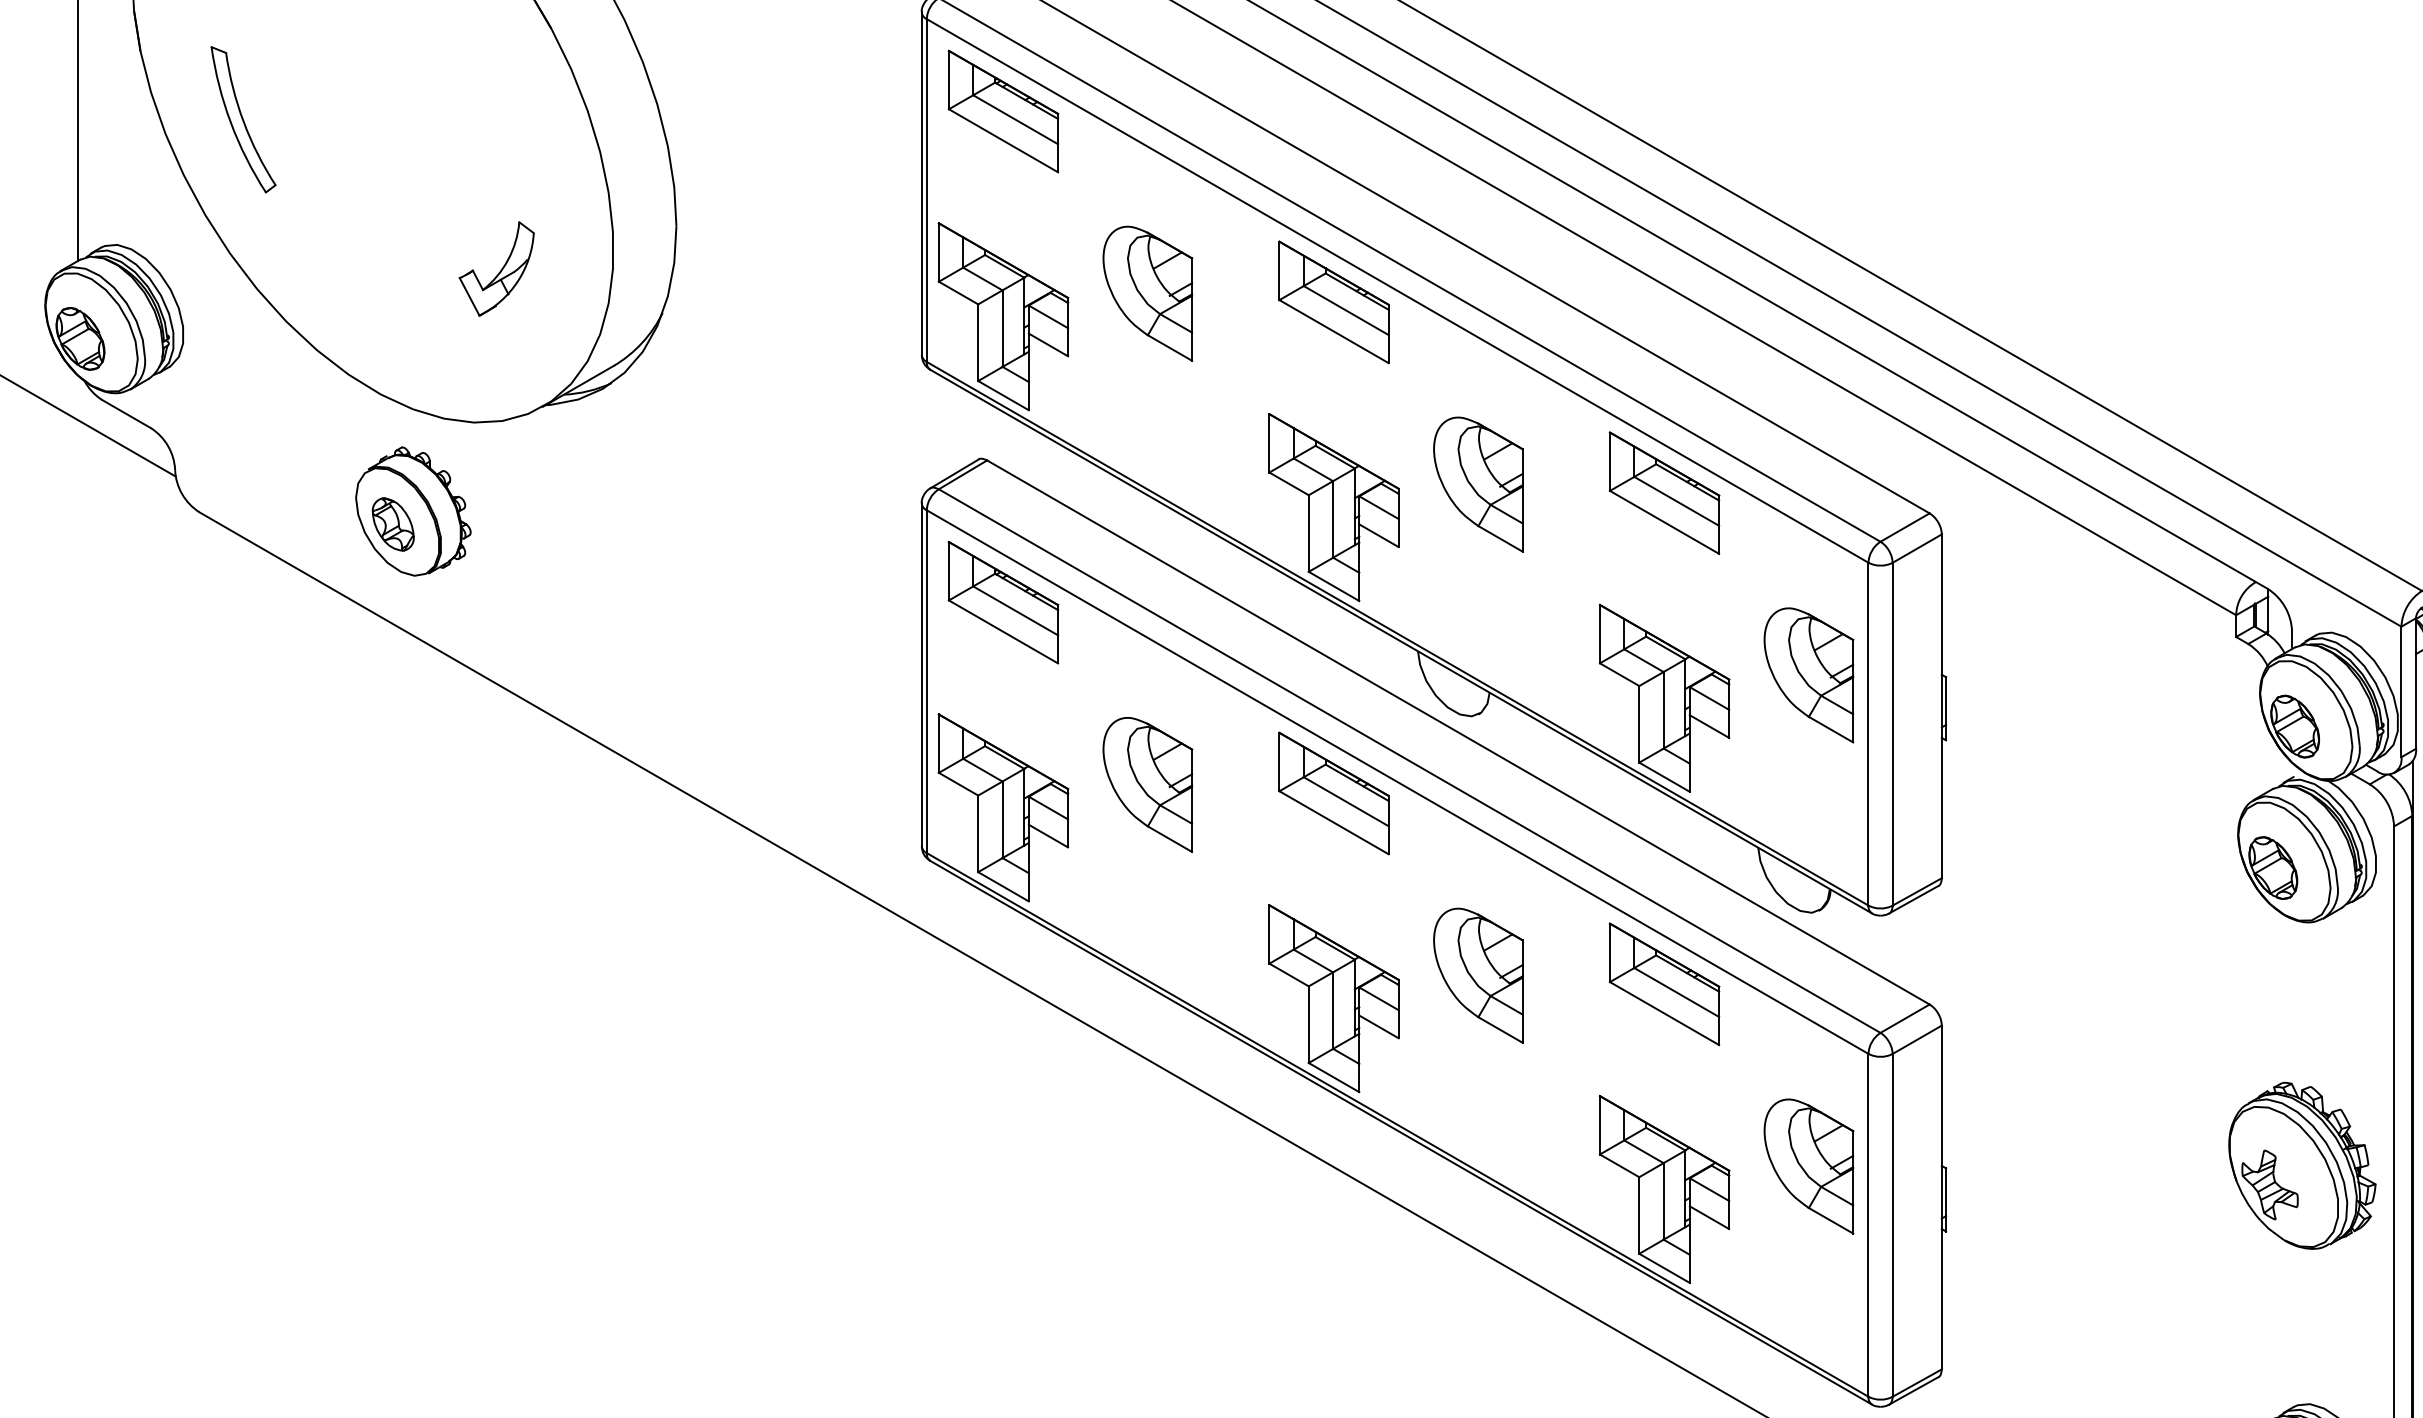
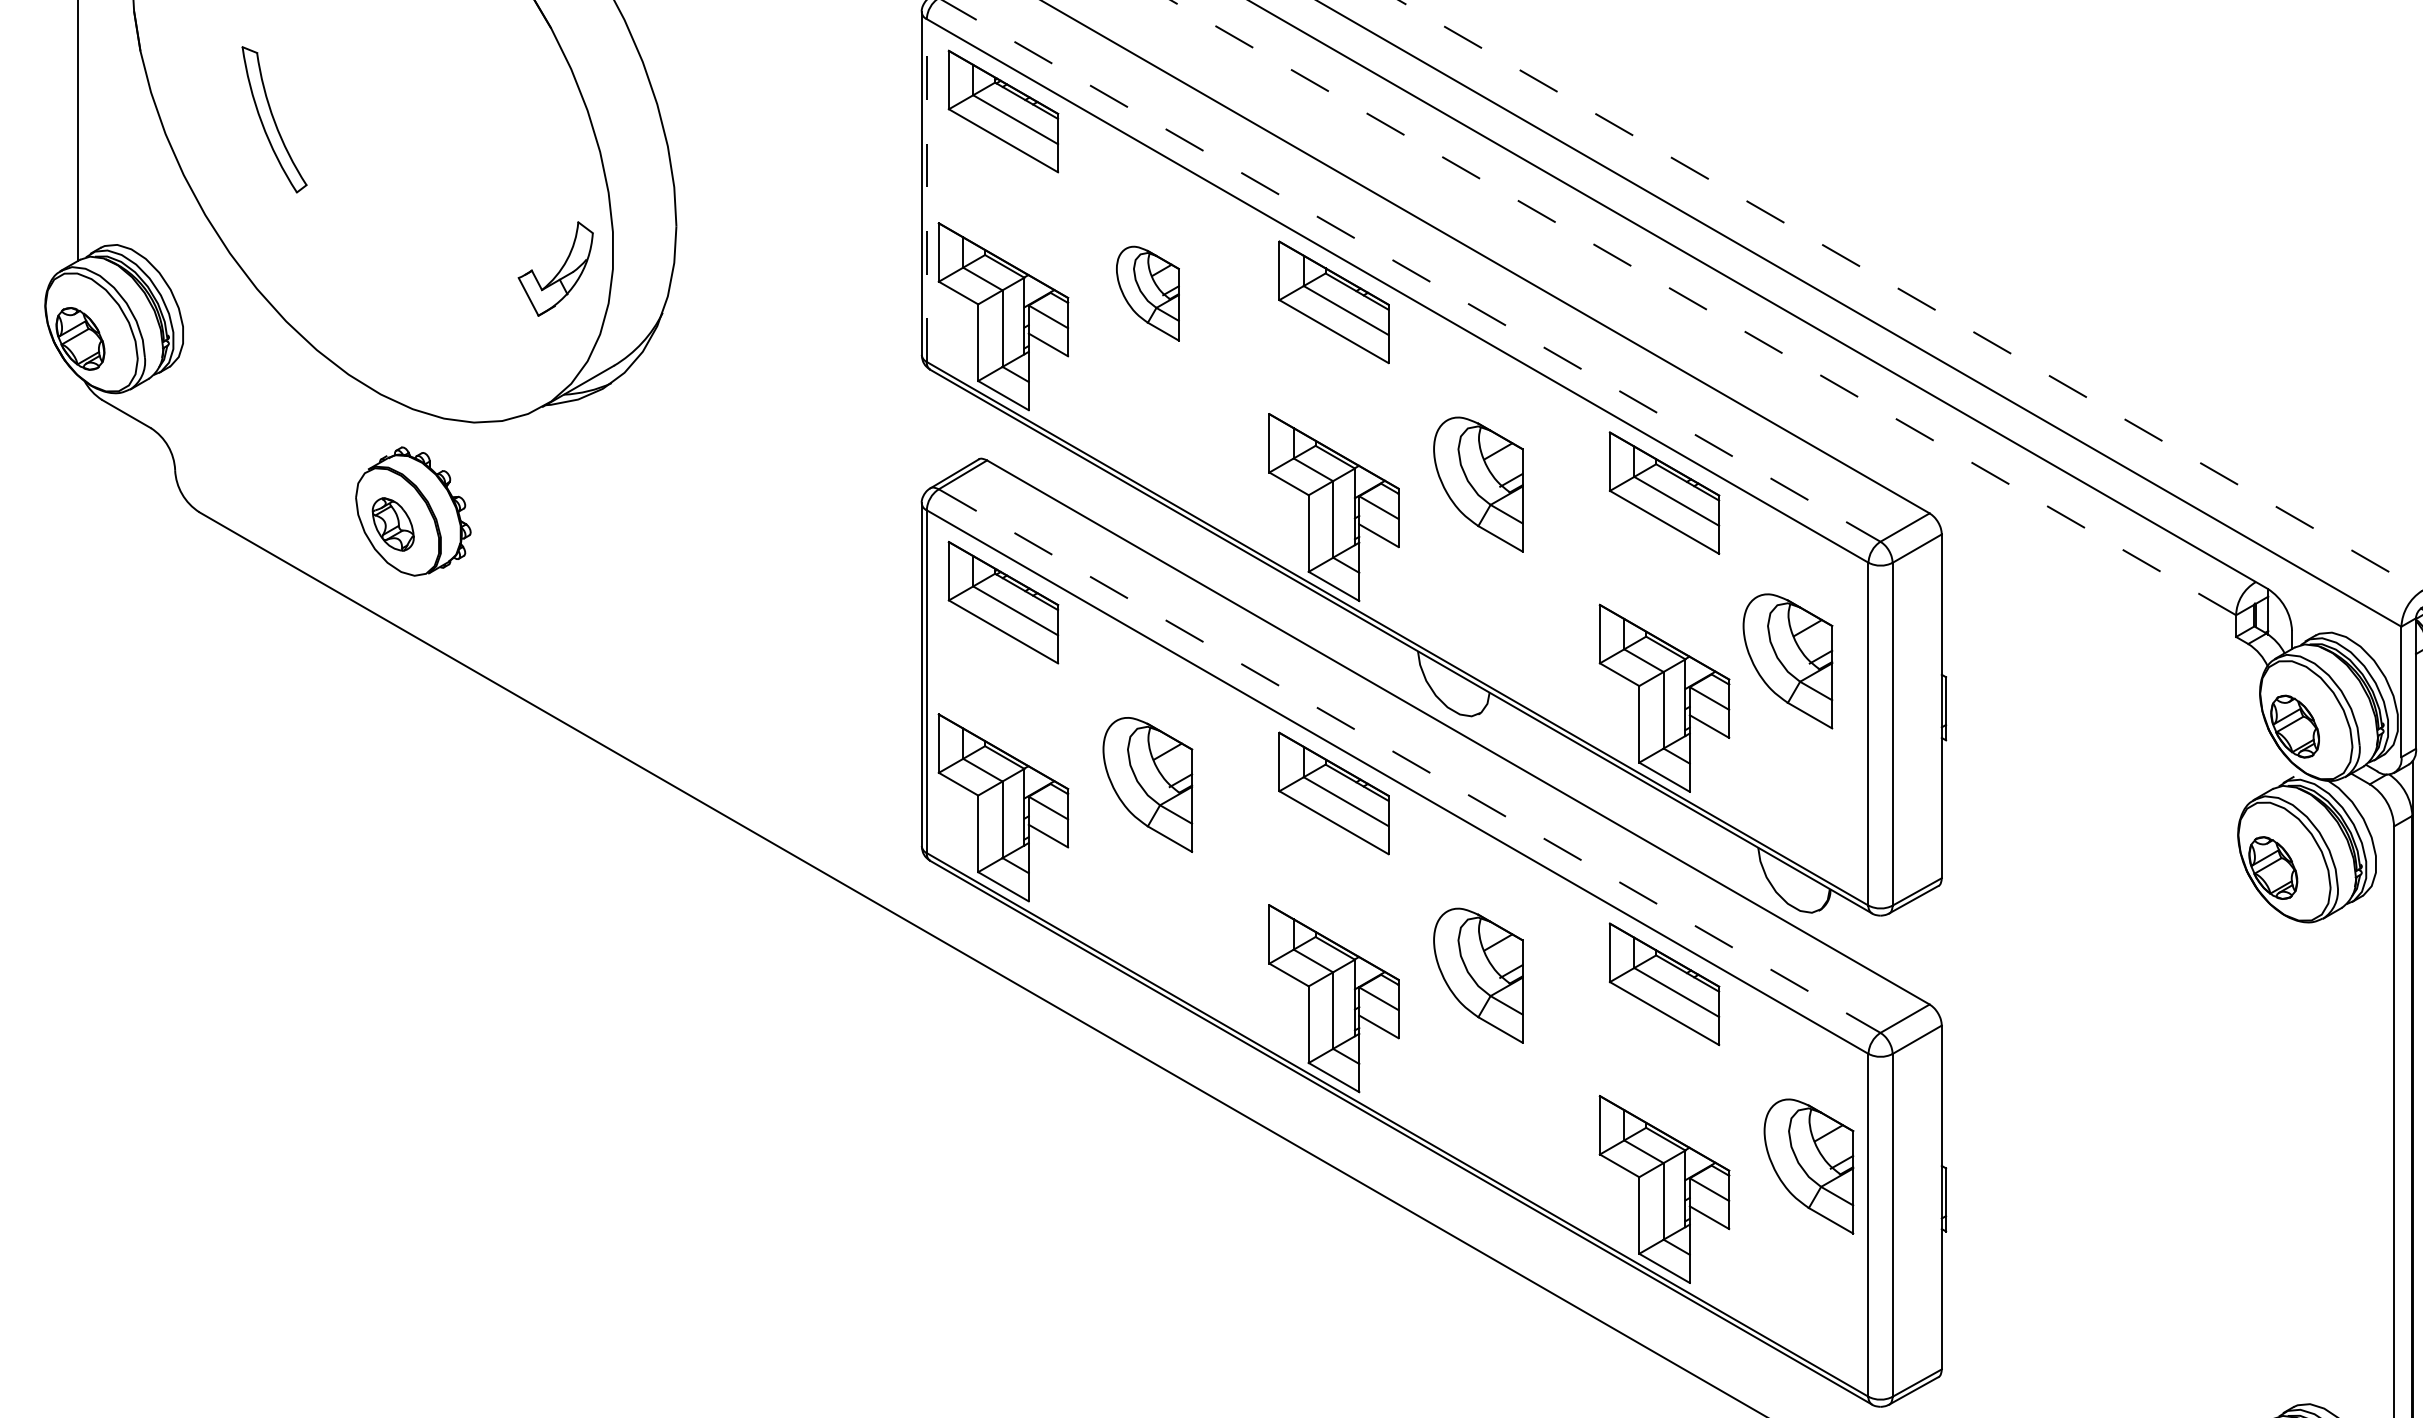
part position: (243, 119) -> (274, 119) (274, 119)
line: solid -> dashed (926, 190)
part position: (496, 268) -> (555, 268) (555, 268)
line: solid -> dashed (1411, 270)
part size: 92x137 px -> 64x97 px (1147, 293)
line: solid -> dashed (1910, 295)
line: solid -> dashed (1703, 307)
line: present -> none (88, 426)
part position: (1808, 675) -> (1787, 661) (1787, 661)
line: solid -> dashed (1409, 761)
part: present -> none (2302, 1165)
